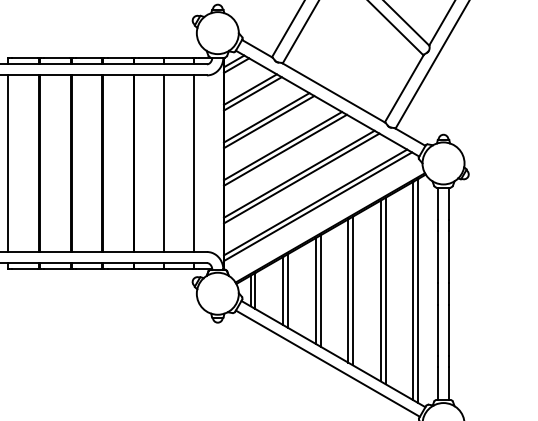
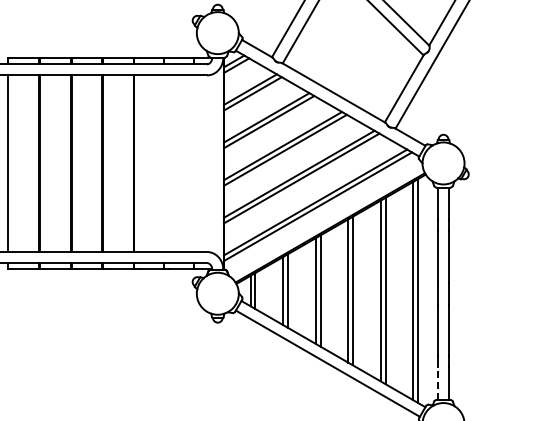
line: present -> none (164, 163)
line: present -> none (194, 163)
line: solid -> dashed (438, 383)
